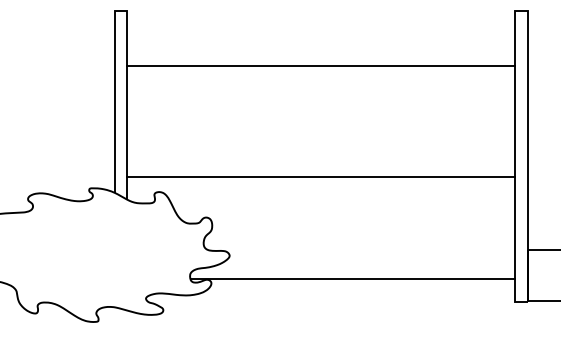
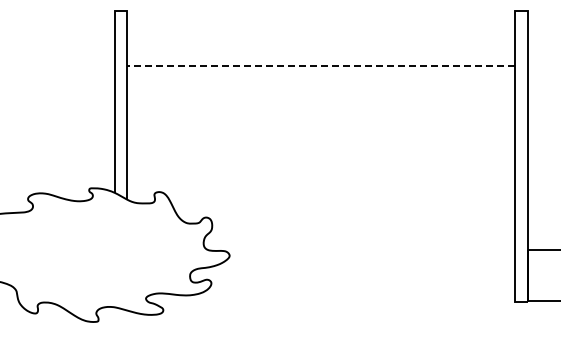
line: solid -> dashed (321, 65)
line: present -> none (320, 176)
line: present -> none (352, 278)
